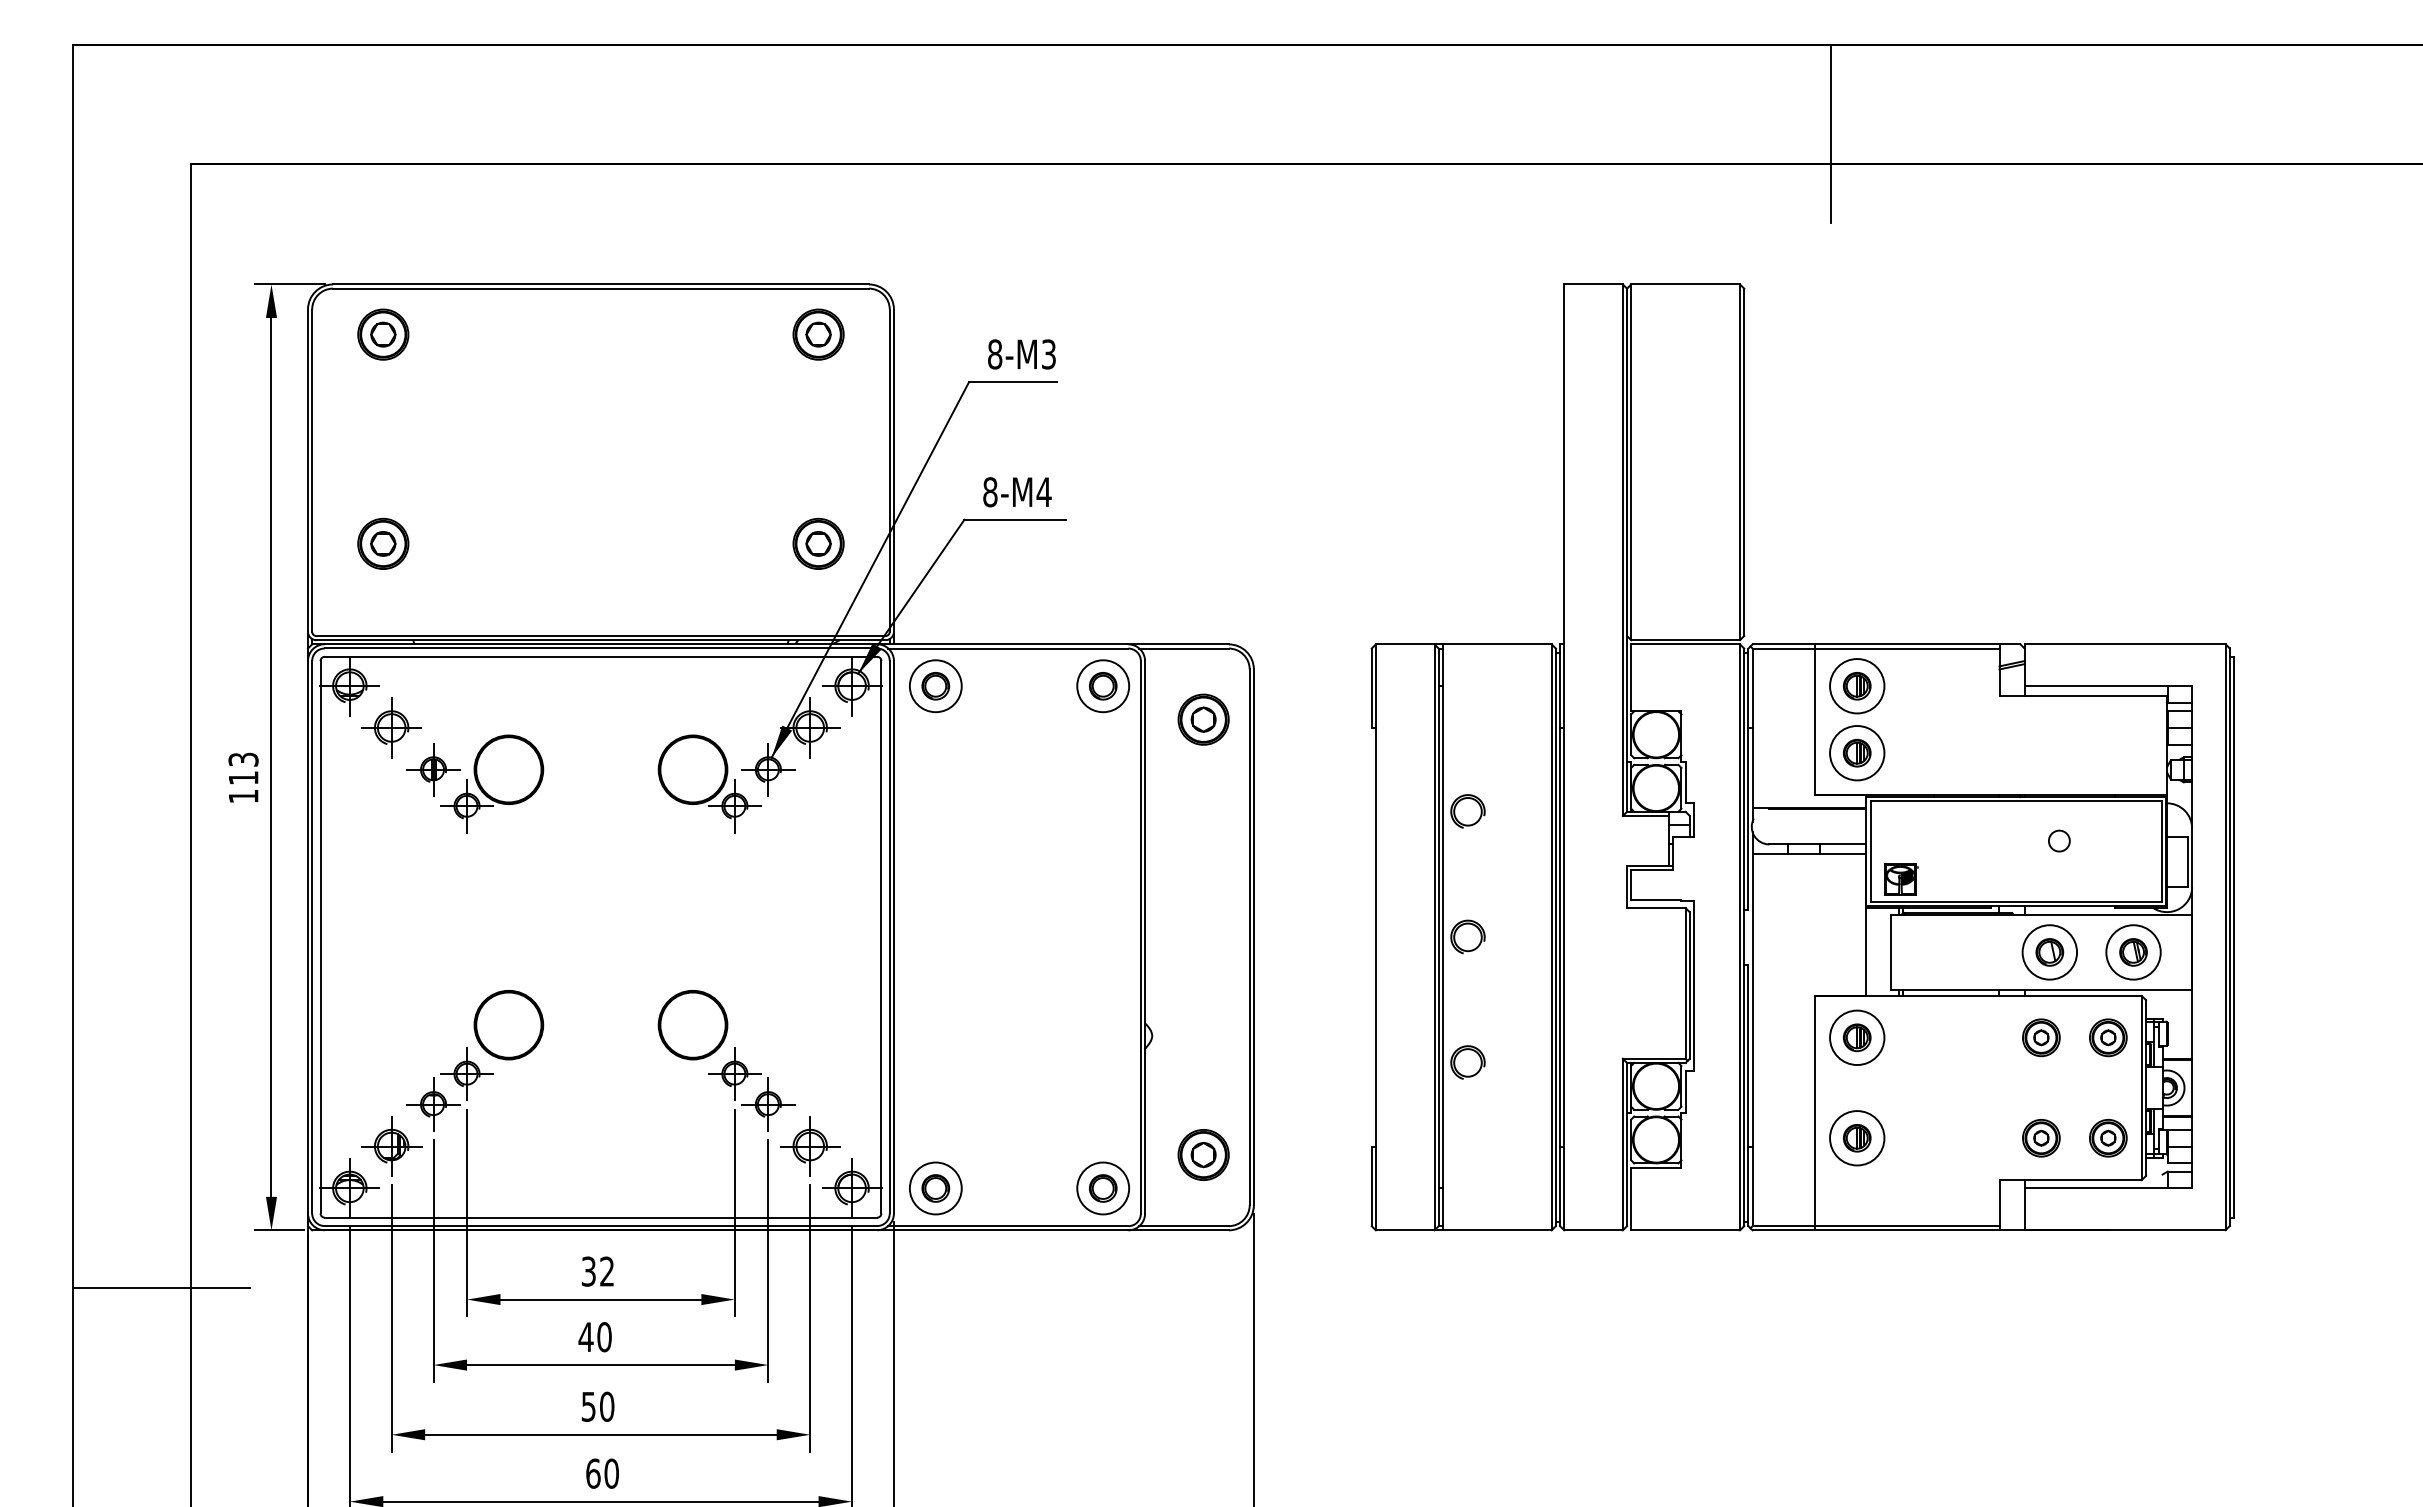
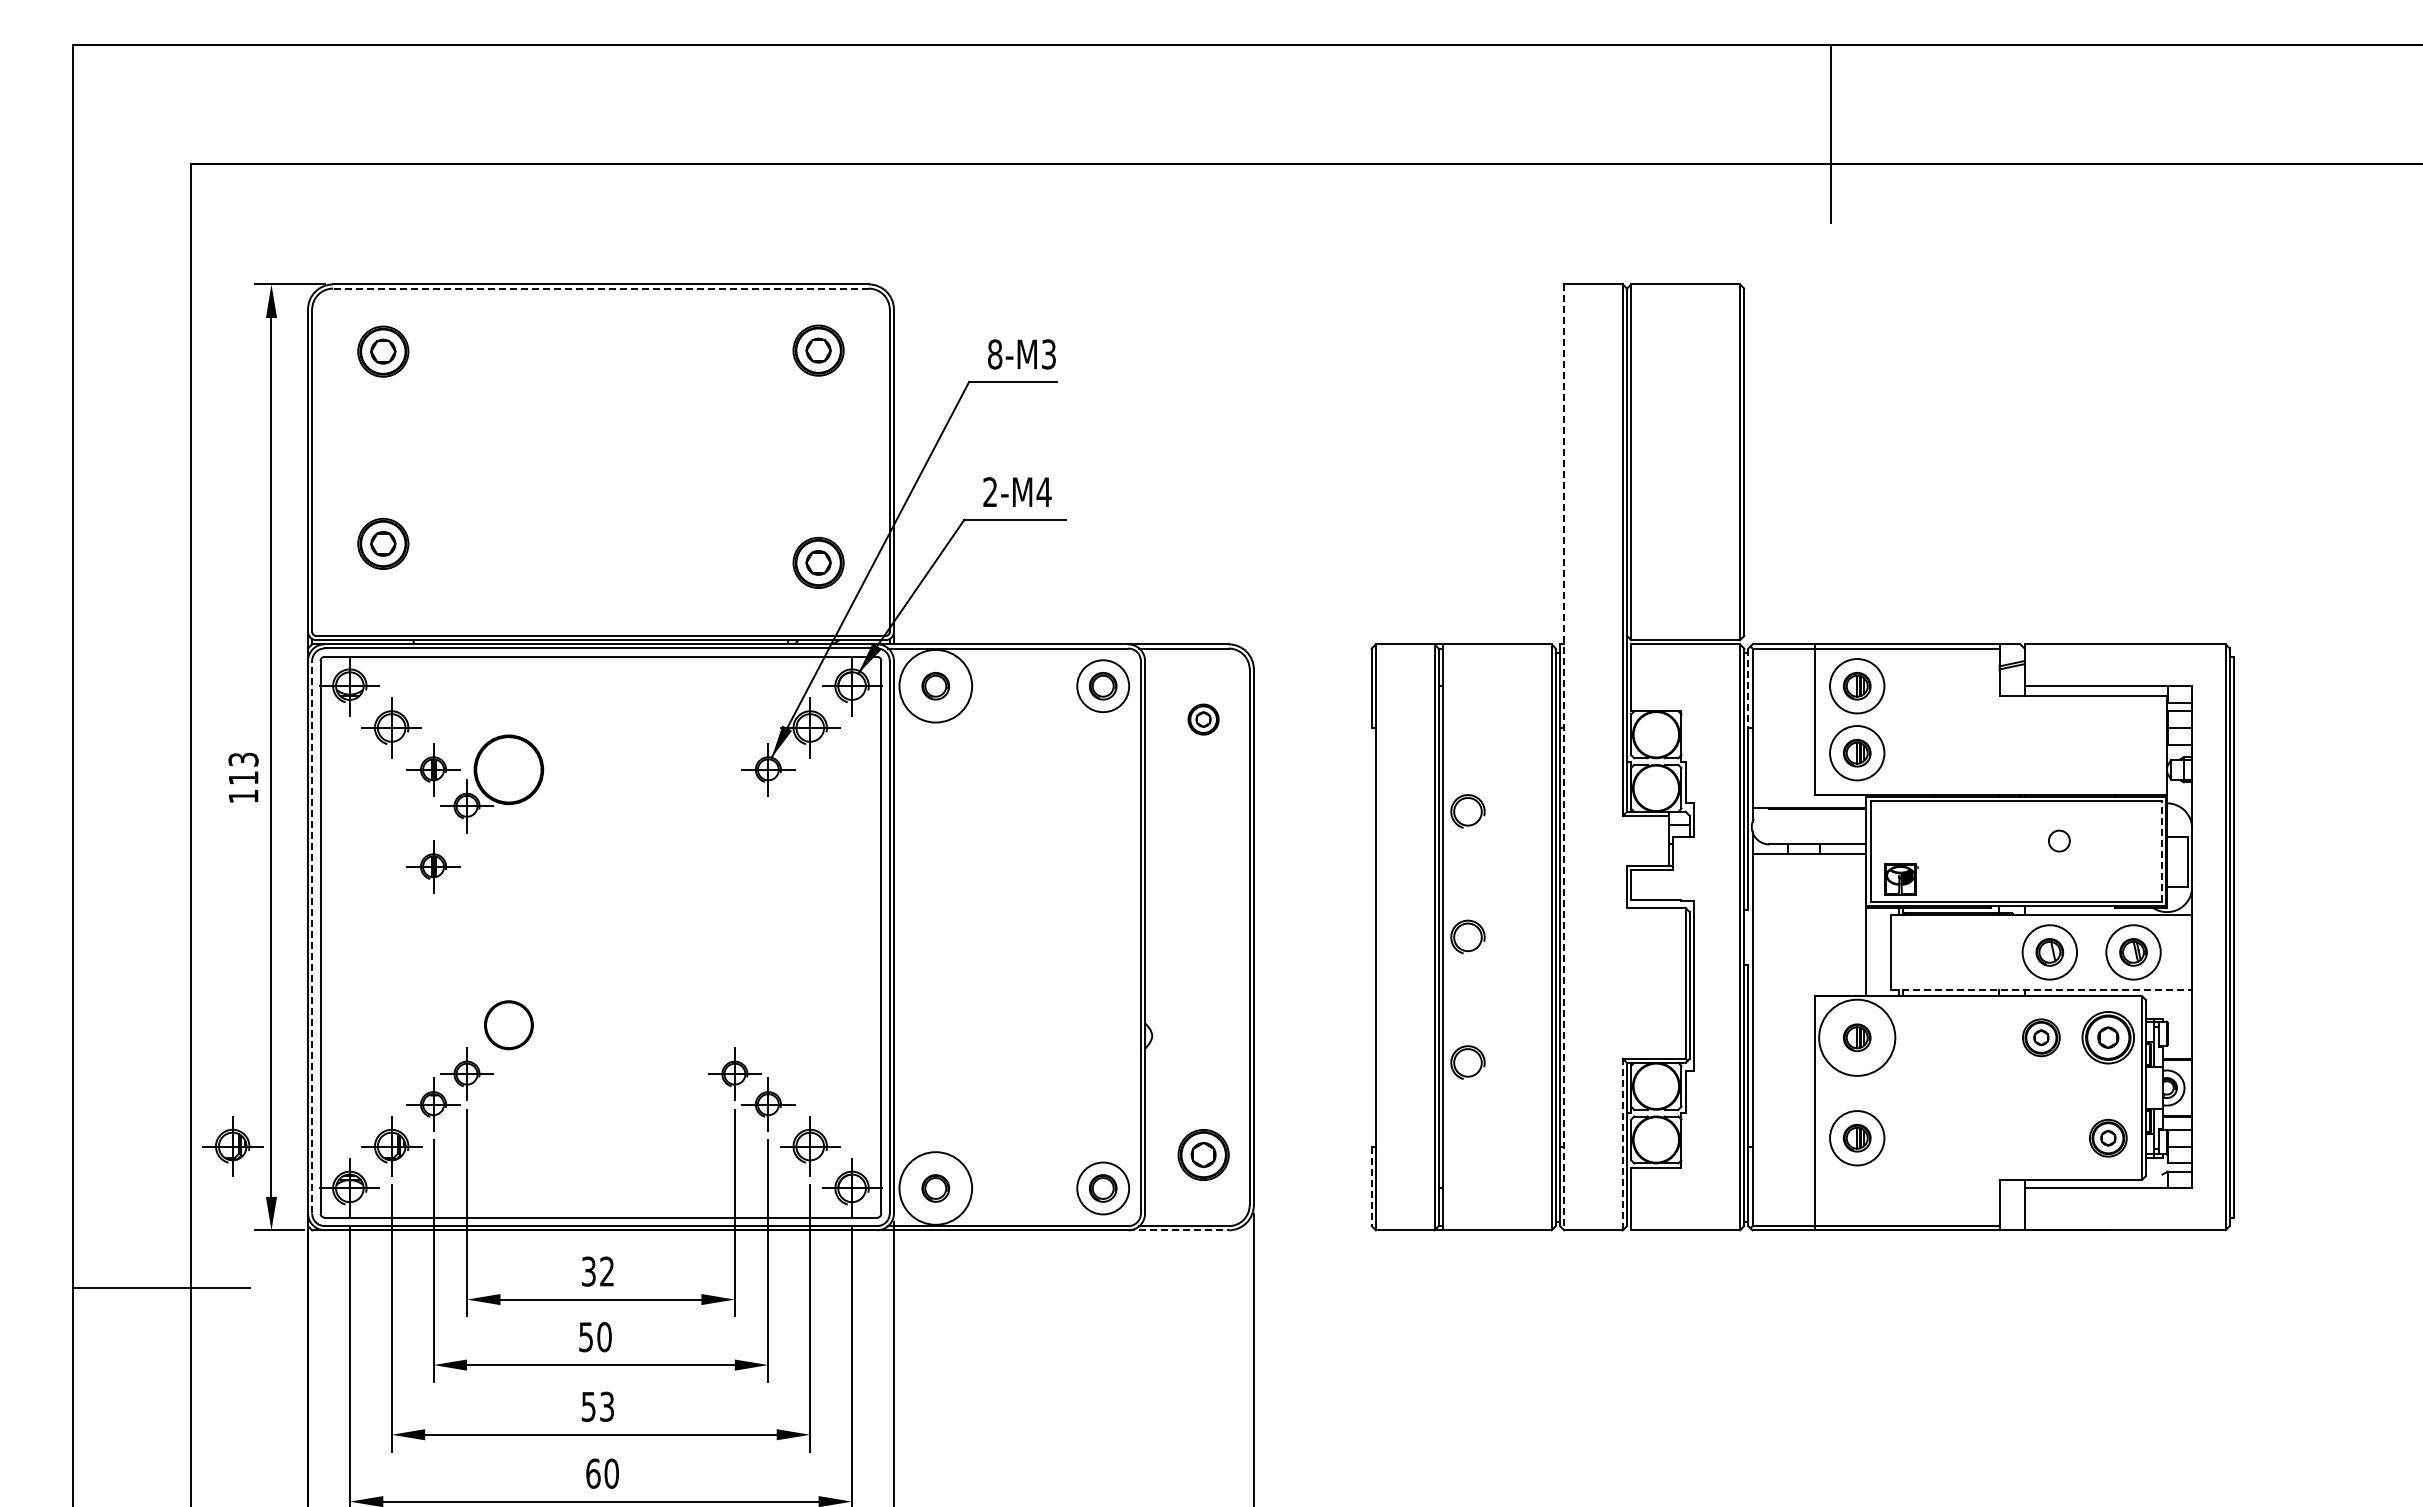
line: solid -> dashed (600, 288)
part position: (383, 334) -> (383, 351) (383, 351)
part position: (818, 334) -> (818, 350) (818, 350)
text: 8-M4 -> 2-M4 (990, 492)
part position: (818, 543) -> (818, 562) (818, 562)
circle diameter: 52 px -> 73 px (935, 685)
line: solid -> dashed (1748, 688)
part size: 53x53 px -> 33x33 px (1203, 719)
line: solid -> dashed (1564, 757)
part: present -> none (709, 783)
line: solid -> dashed (2161, 851)
part: none -> present (433, 866)
line: solid -> dashed (312, 936)
line: solid -> dashed (2041, 990)
part size: 72x71 px -> 50x51 px (508, 1025)
part: present -> none (692, 1025)
circle diameter: 54 px -> 76 px (1857, 1037)
part size: 39x40 px -> 54x54 px (2107, 1037)
part: present -> none (2041, 1138)
line: solid -> dashed (1622, 1144)
part: none -> present (232, 1146)
line: solid -> dashed (1371, 1186)
circle diameter: 52 px -> 73 px (935, 1188)
line: solid -> dashed (1179, 1230)
text: 40 -> 50 (585, 1337)
text: 50 -> 53 (607, 1406)
